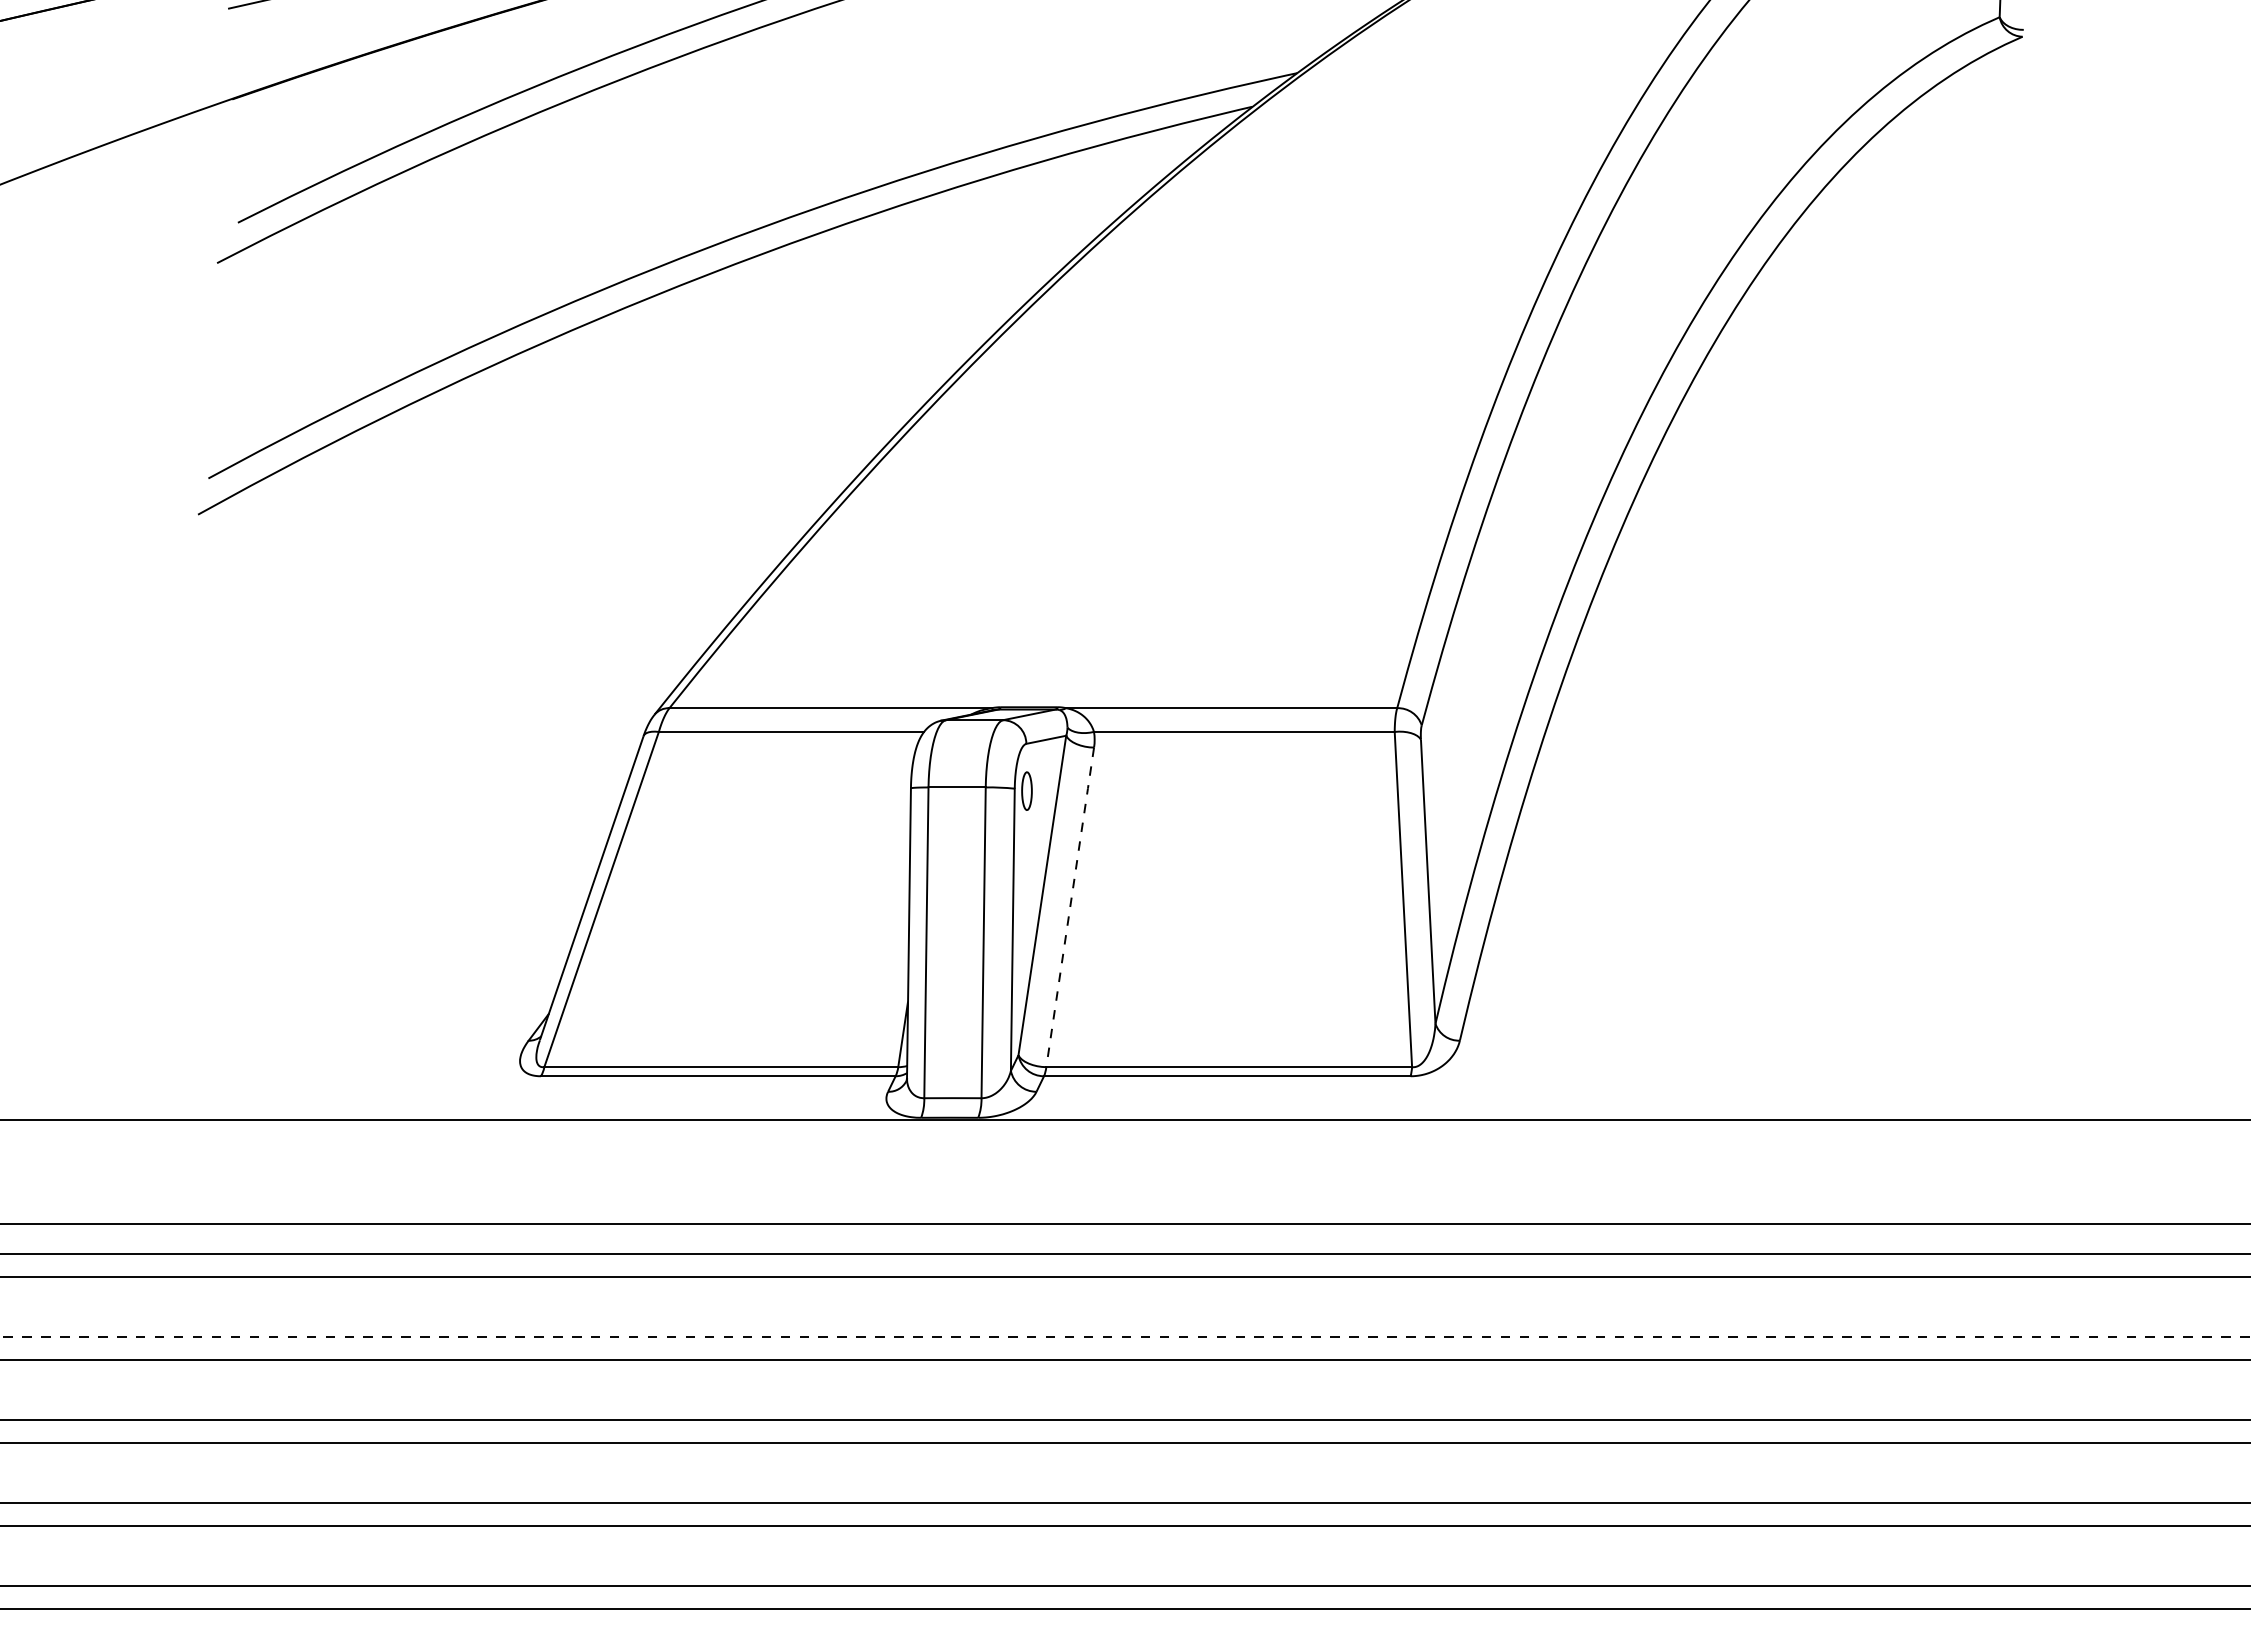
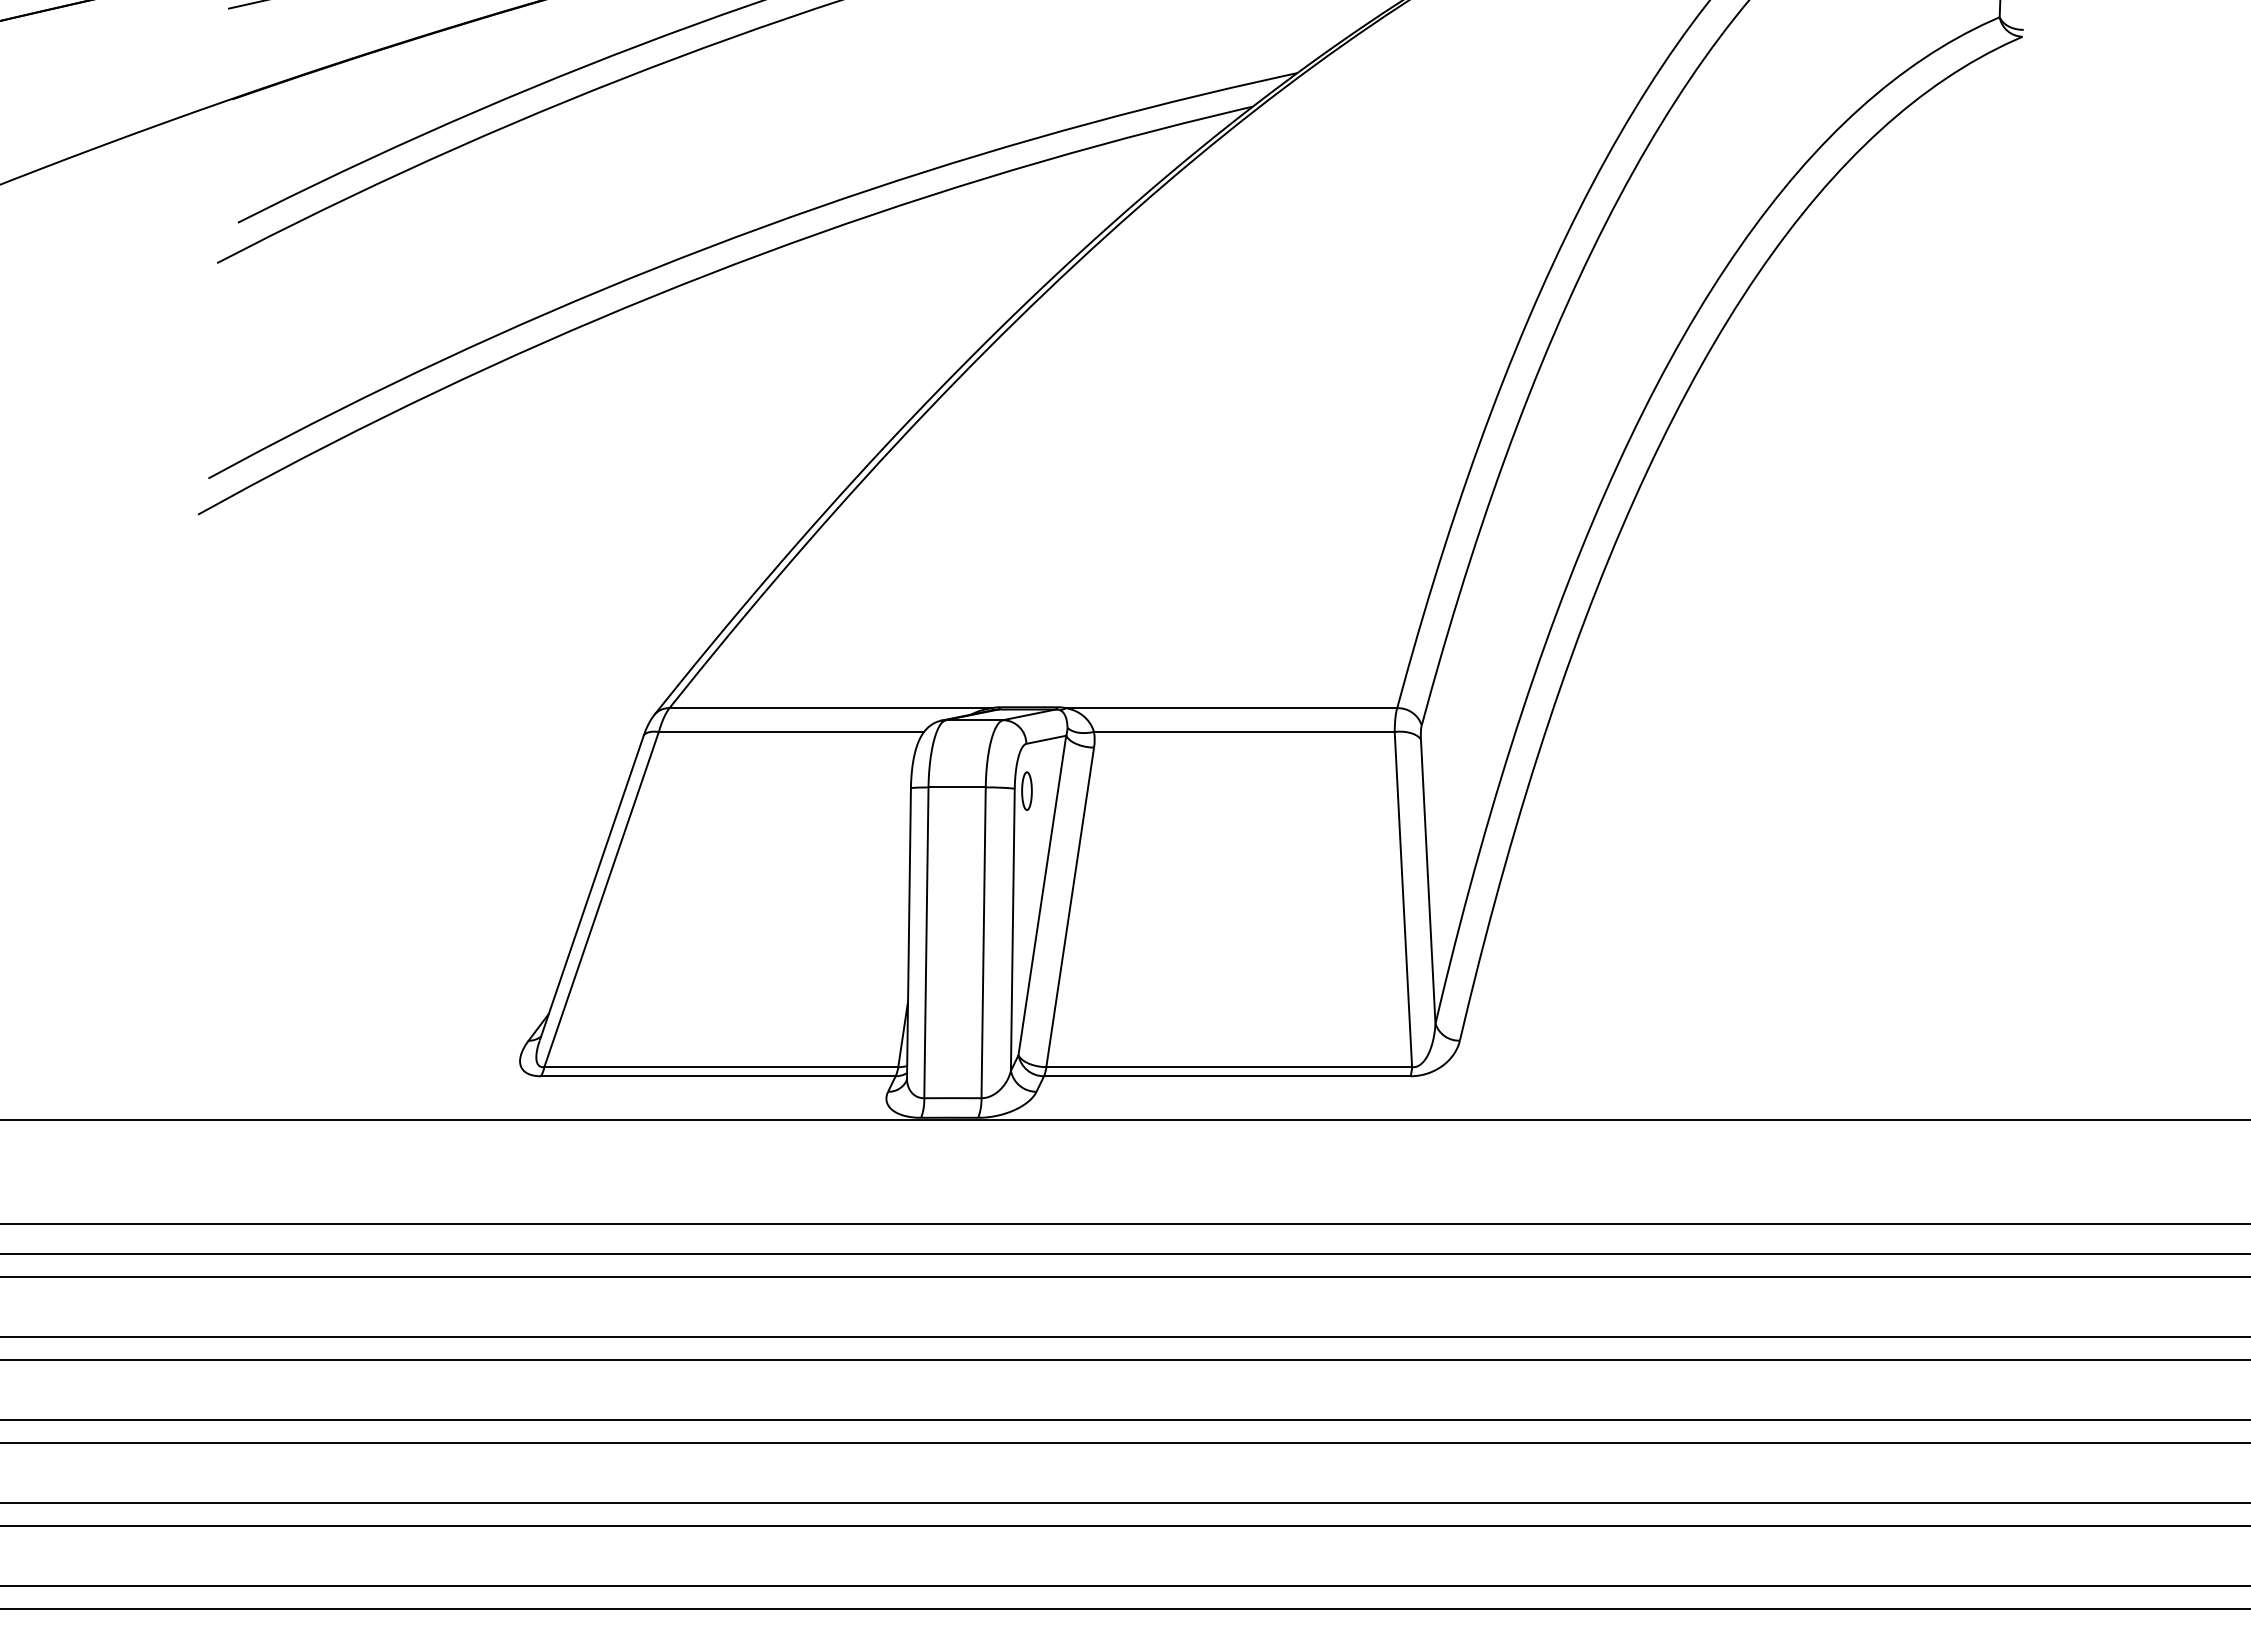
line: dashed -> solid (1070, 907)
line: dashed -> solid (1125, 1337)
